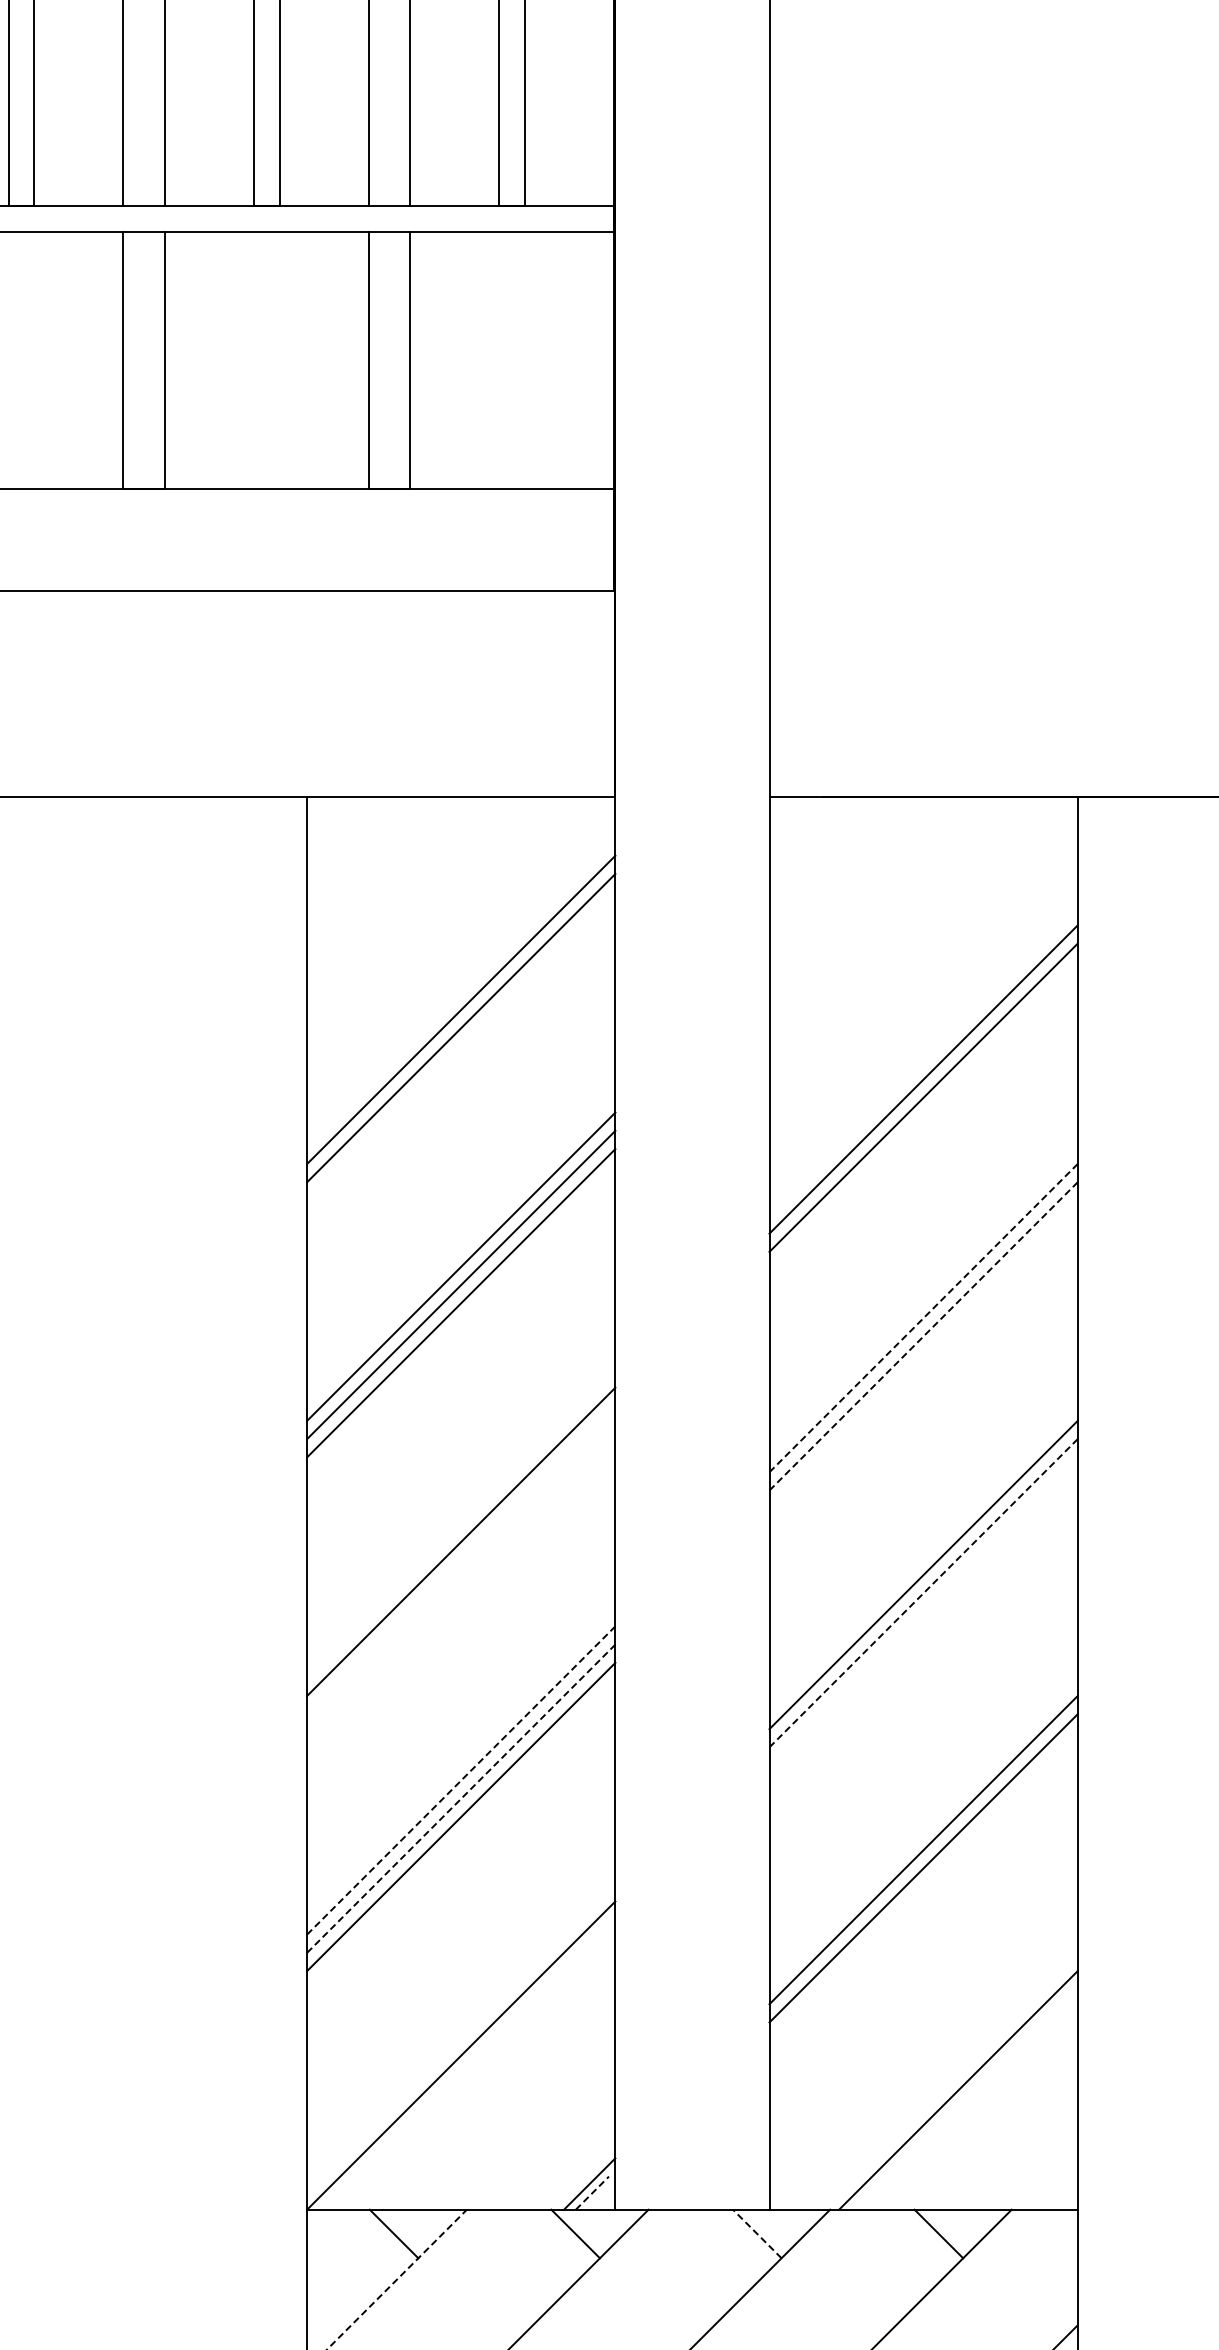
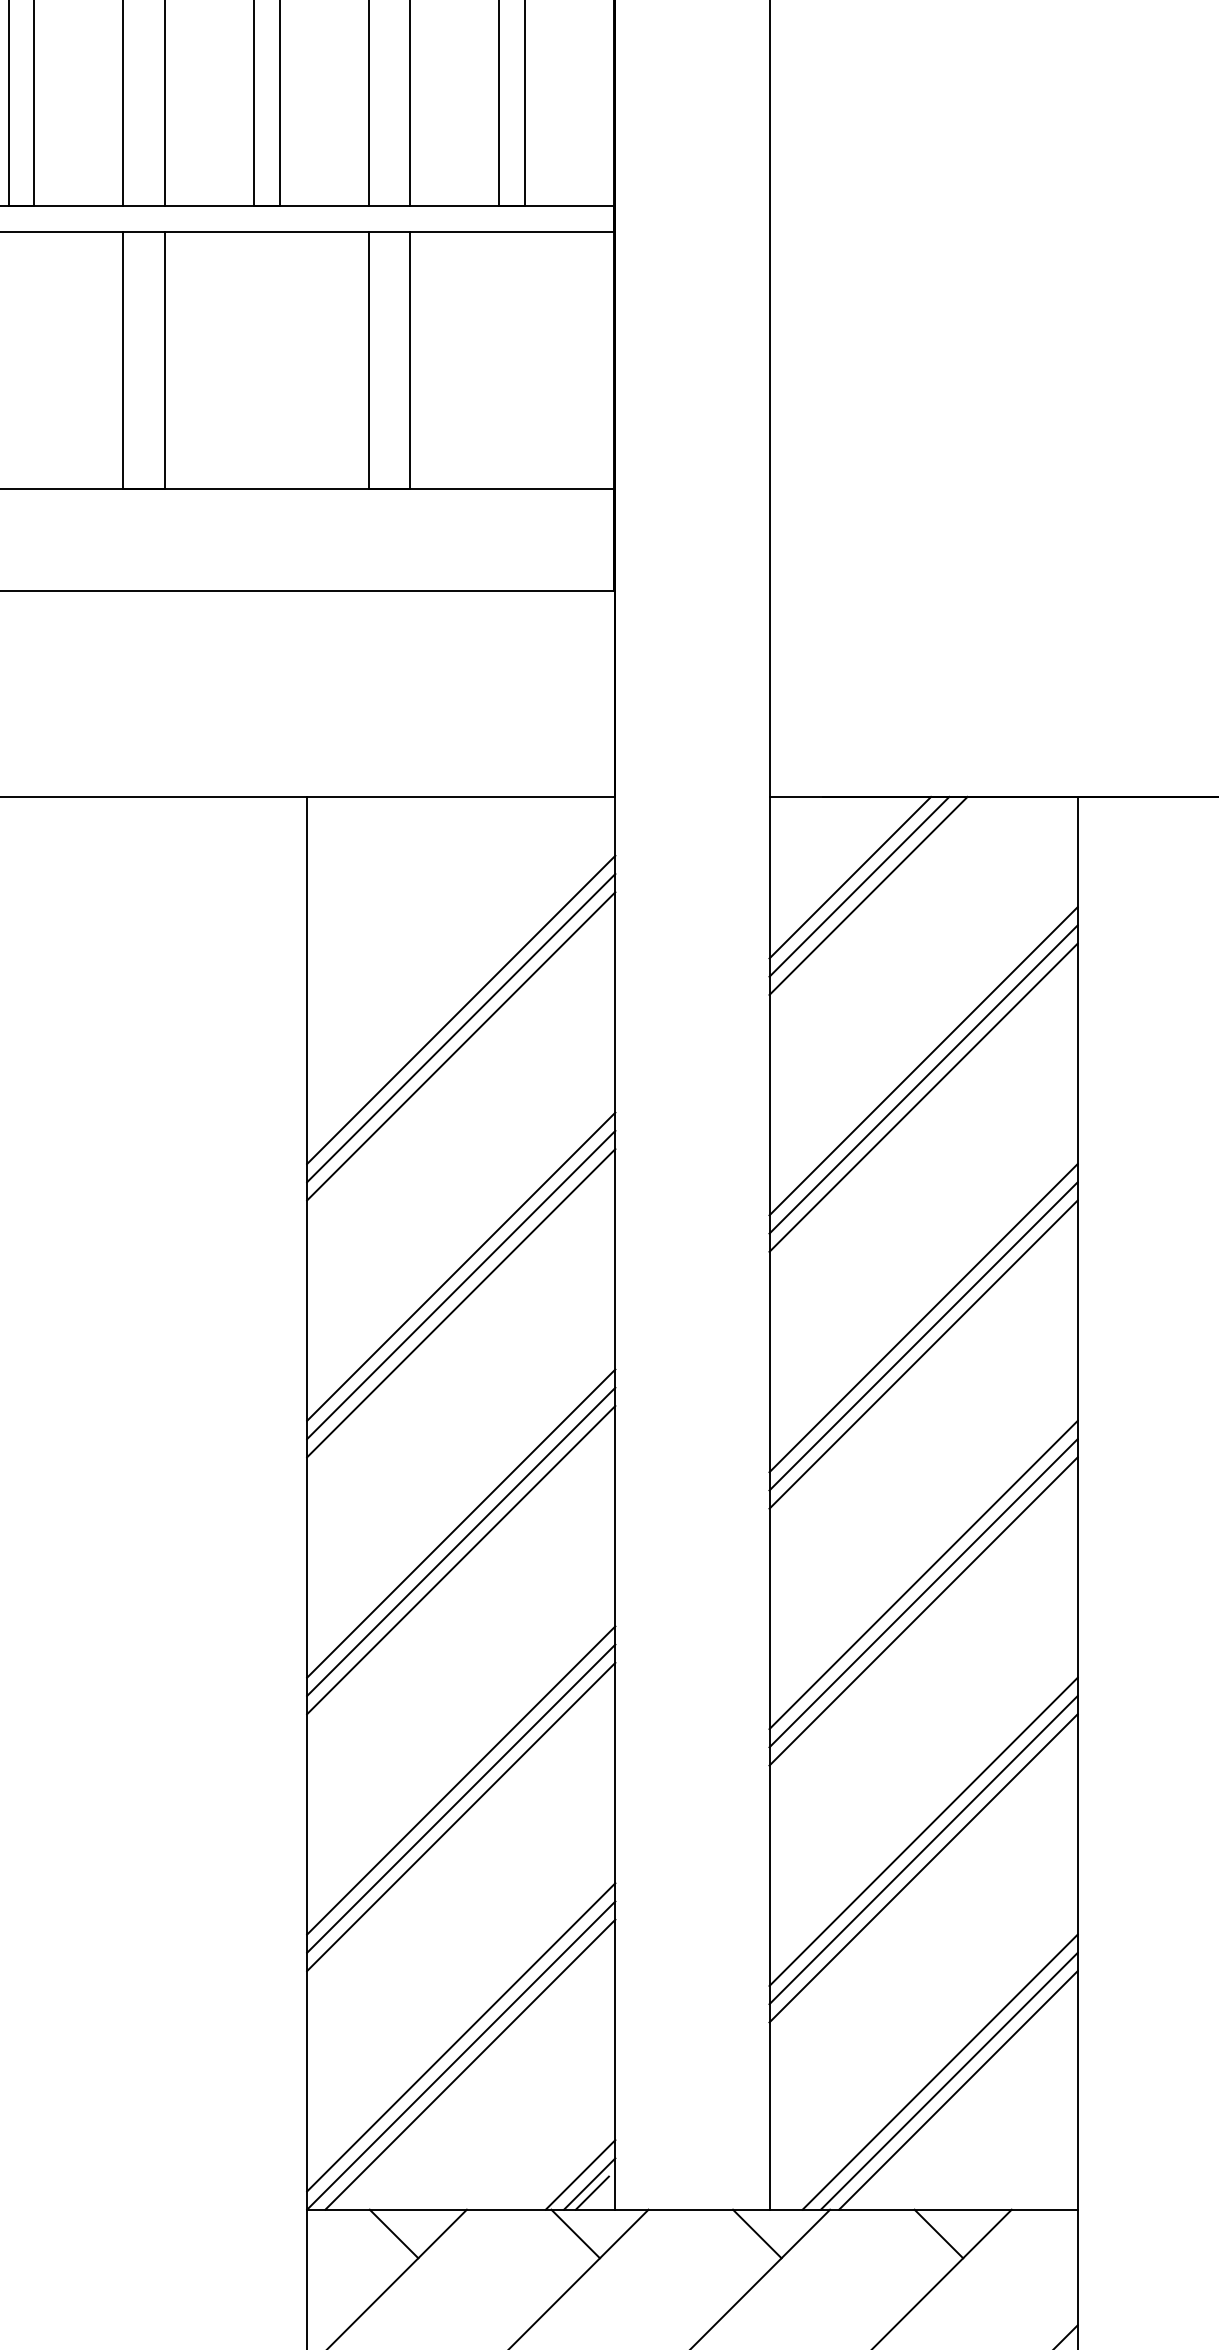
line: none -> present (850, 877)
line: none -> present (859, 886)
line: none -> present (868, 895)
line: none -> present (461, 1046)
line: none -> present (923, 1061)
line: dashed -> solid (923, 1318)
line: dashed -> solid (923, 1336)
line: none -> present (923, 1354)
line: none -> present (461, 1523)
line: none -> present (461, 1559)
line: dashed -> solid (923, 1593)
line: none -> present (923, 1611)
line: dashed -> solid (461, 1780)
line: dashed -> solid (461, 1798)
line: none -> present (923, 1831)
line: none -> present (461, 2037)
line: none -> present (470, 2064)
line: none -> present (939, 2071)
line: none -> present (948, 2080)
line: none -> present (580, 2174)
line: dashed -> solid (592, 2192)
line: dashed -> solid (756, 2233)
line: dashed -> solid (396, 2279)
